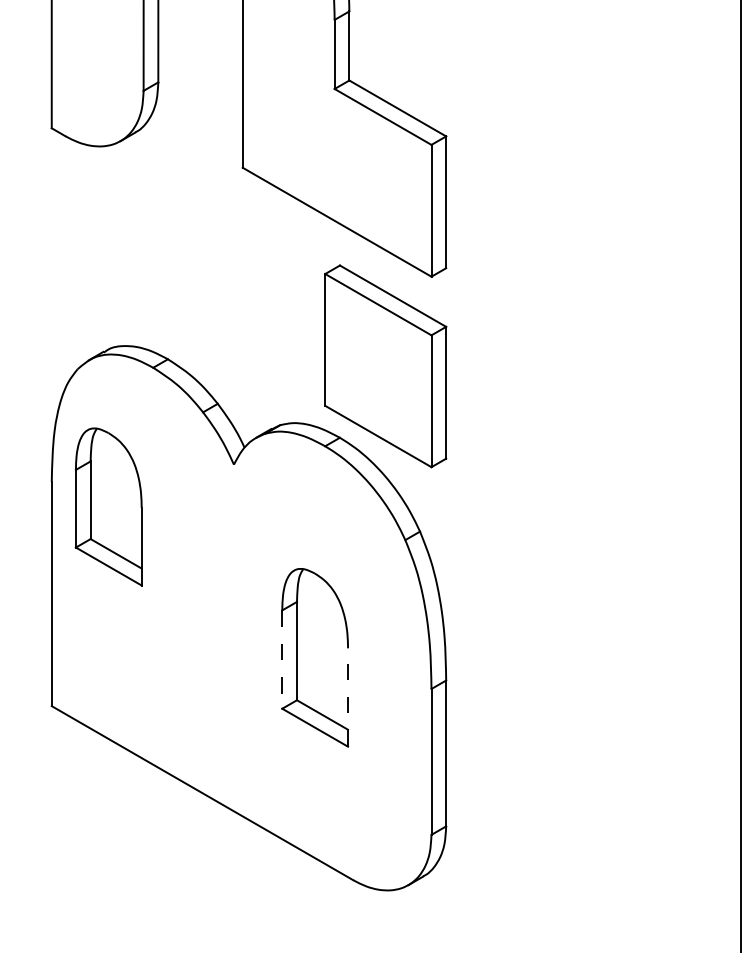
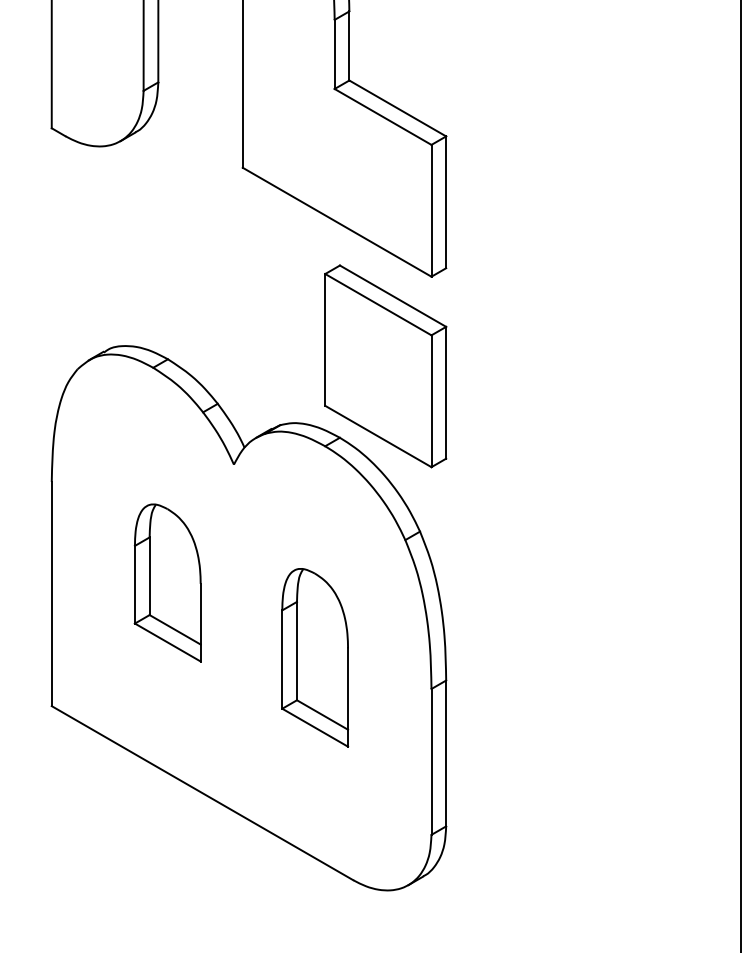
part position: (108, 506) -> (167, 582) (167, 582)
line: dashed -> solid (282, 660)
line: dashed -> solid (348, 697)
